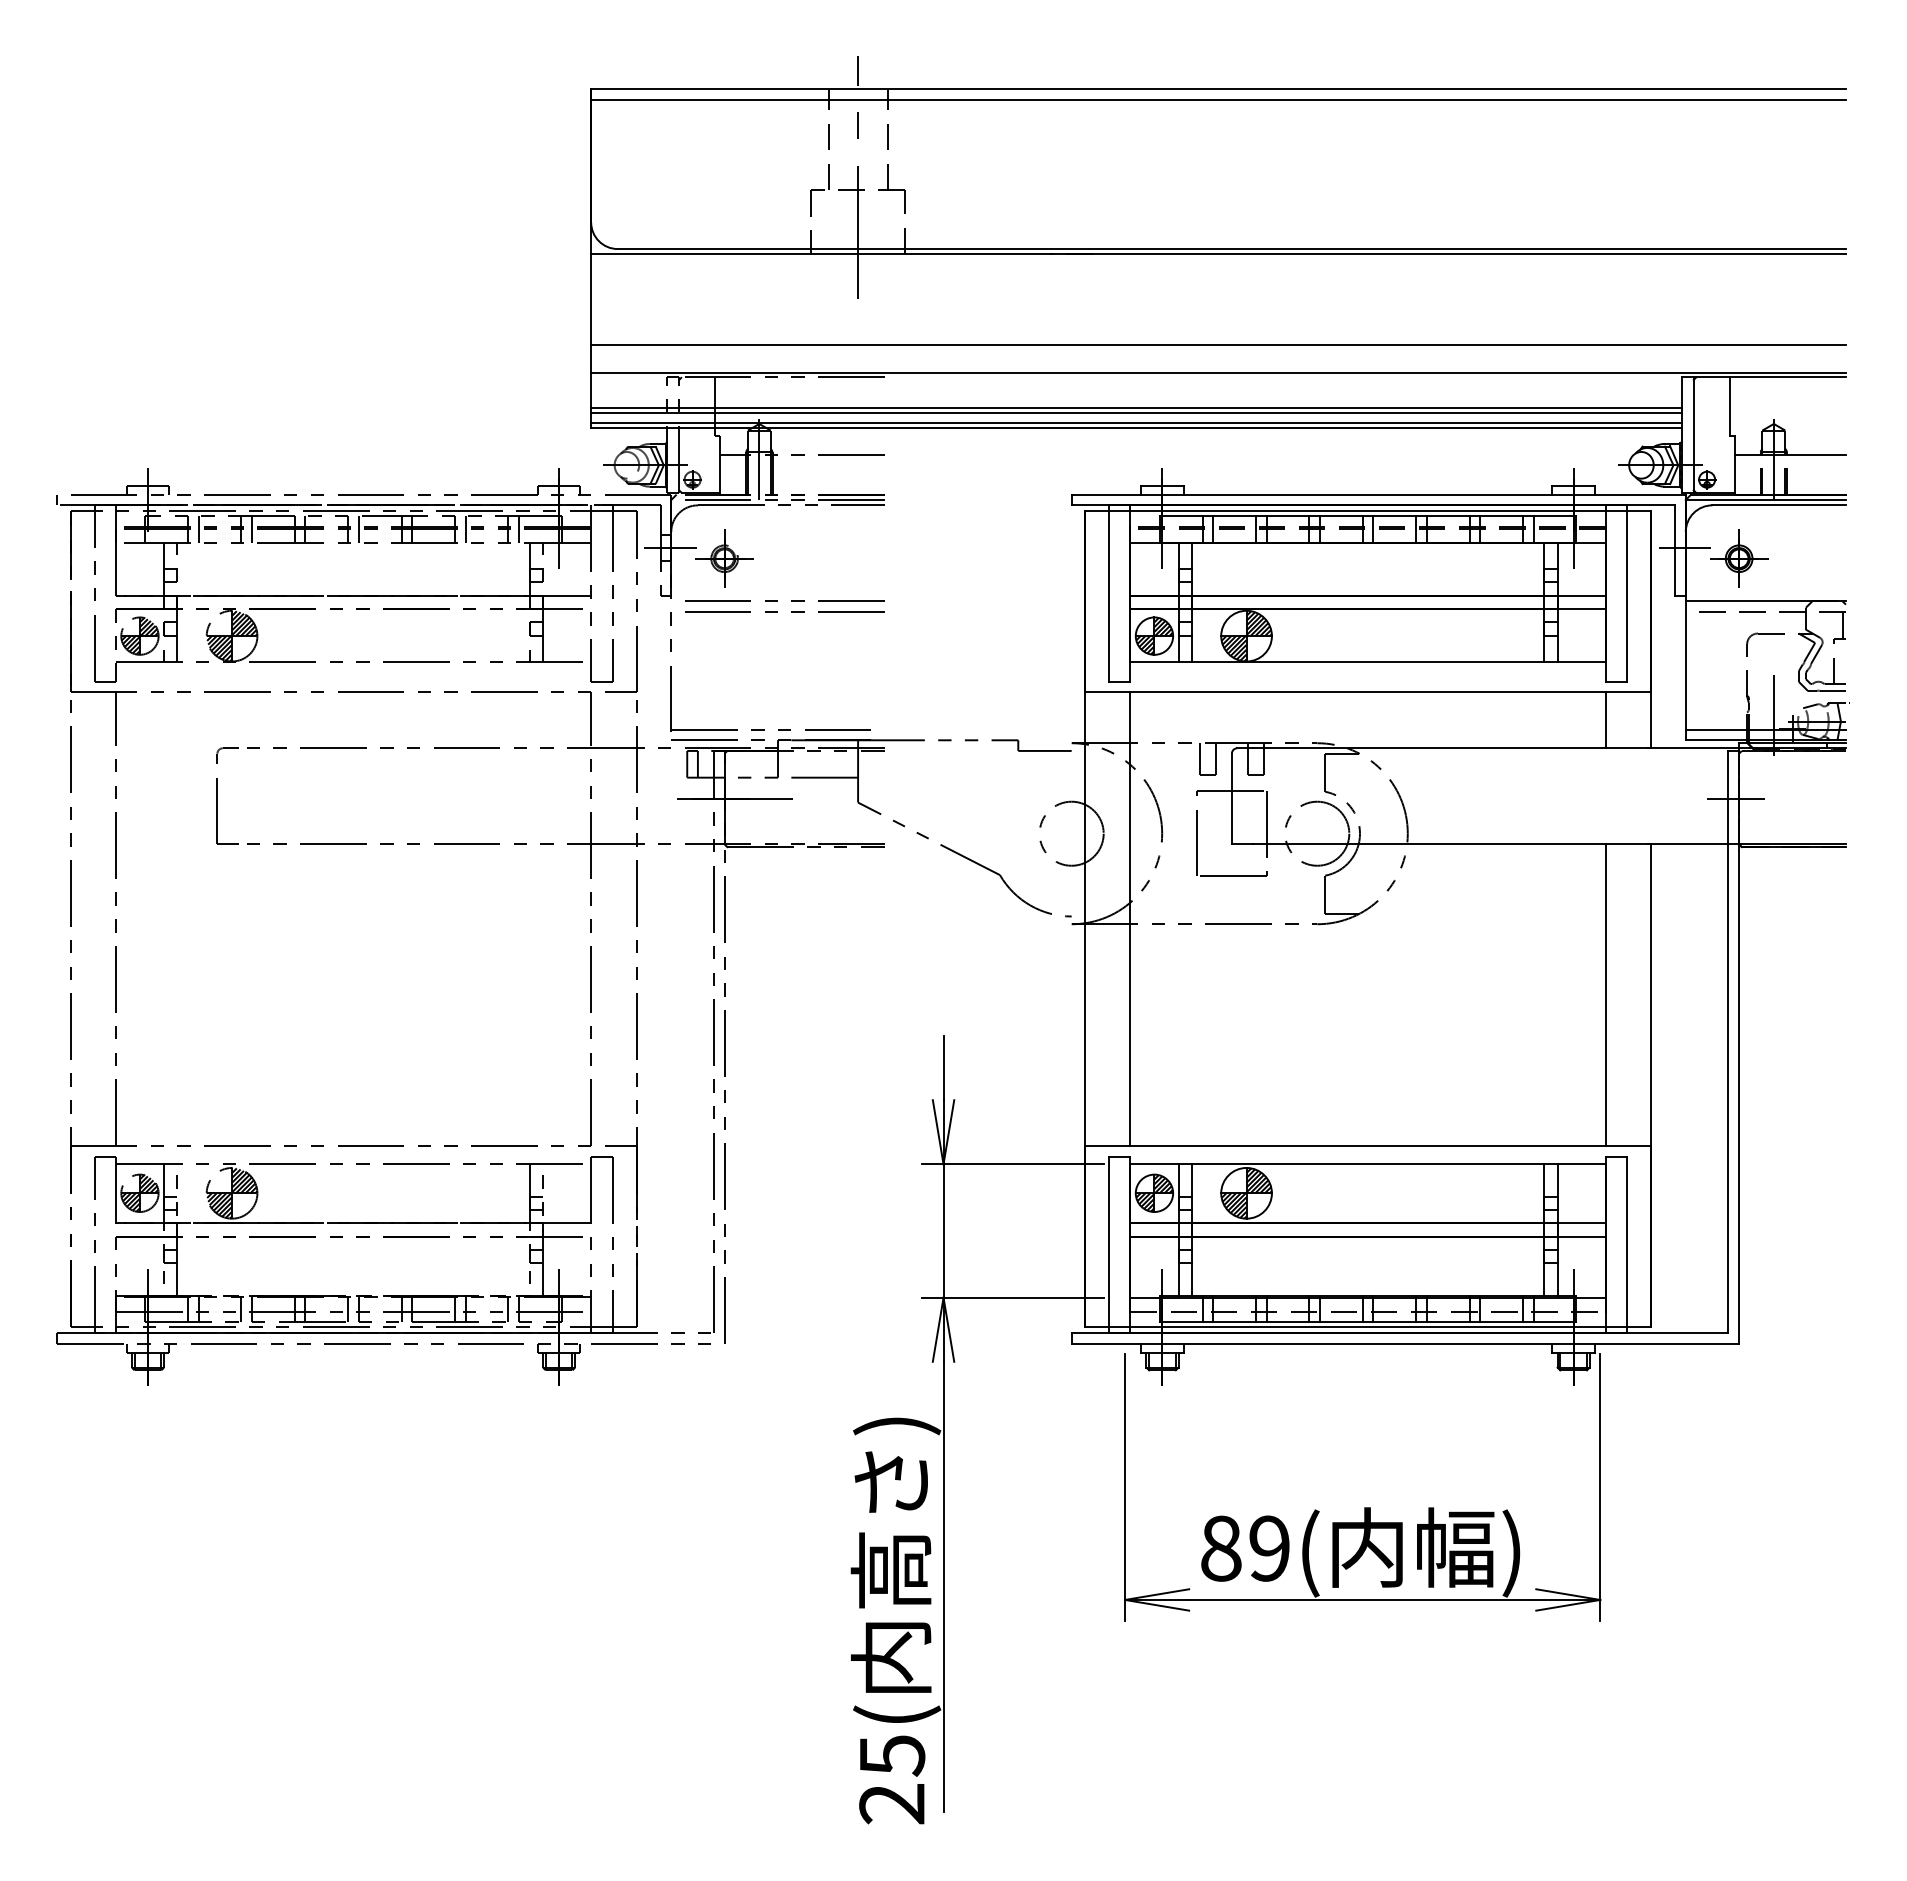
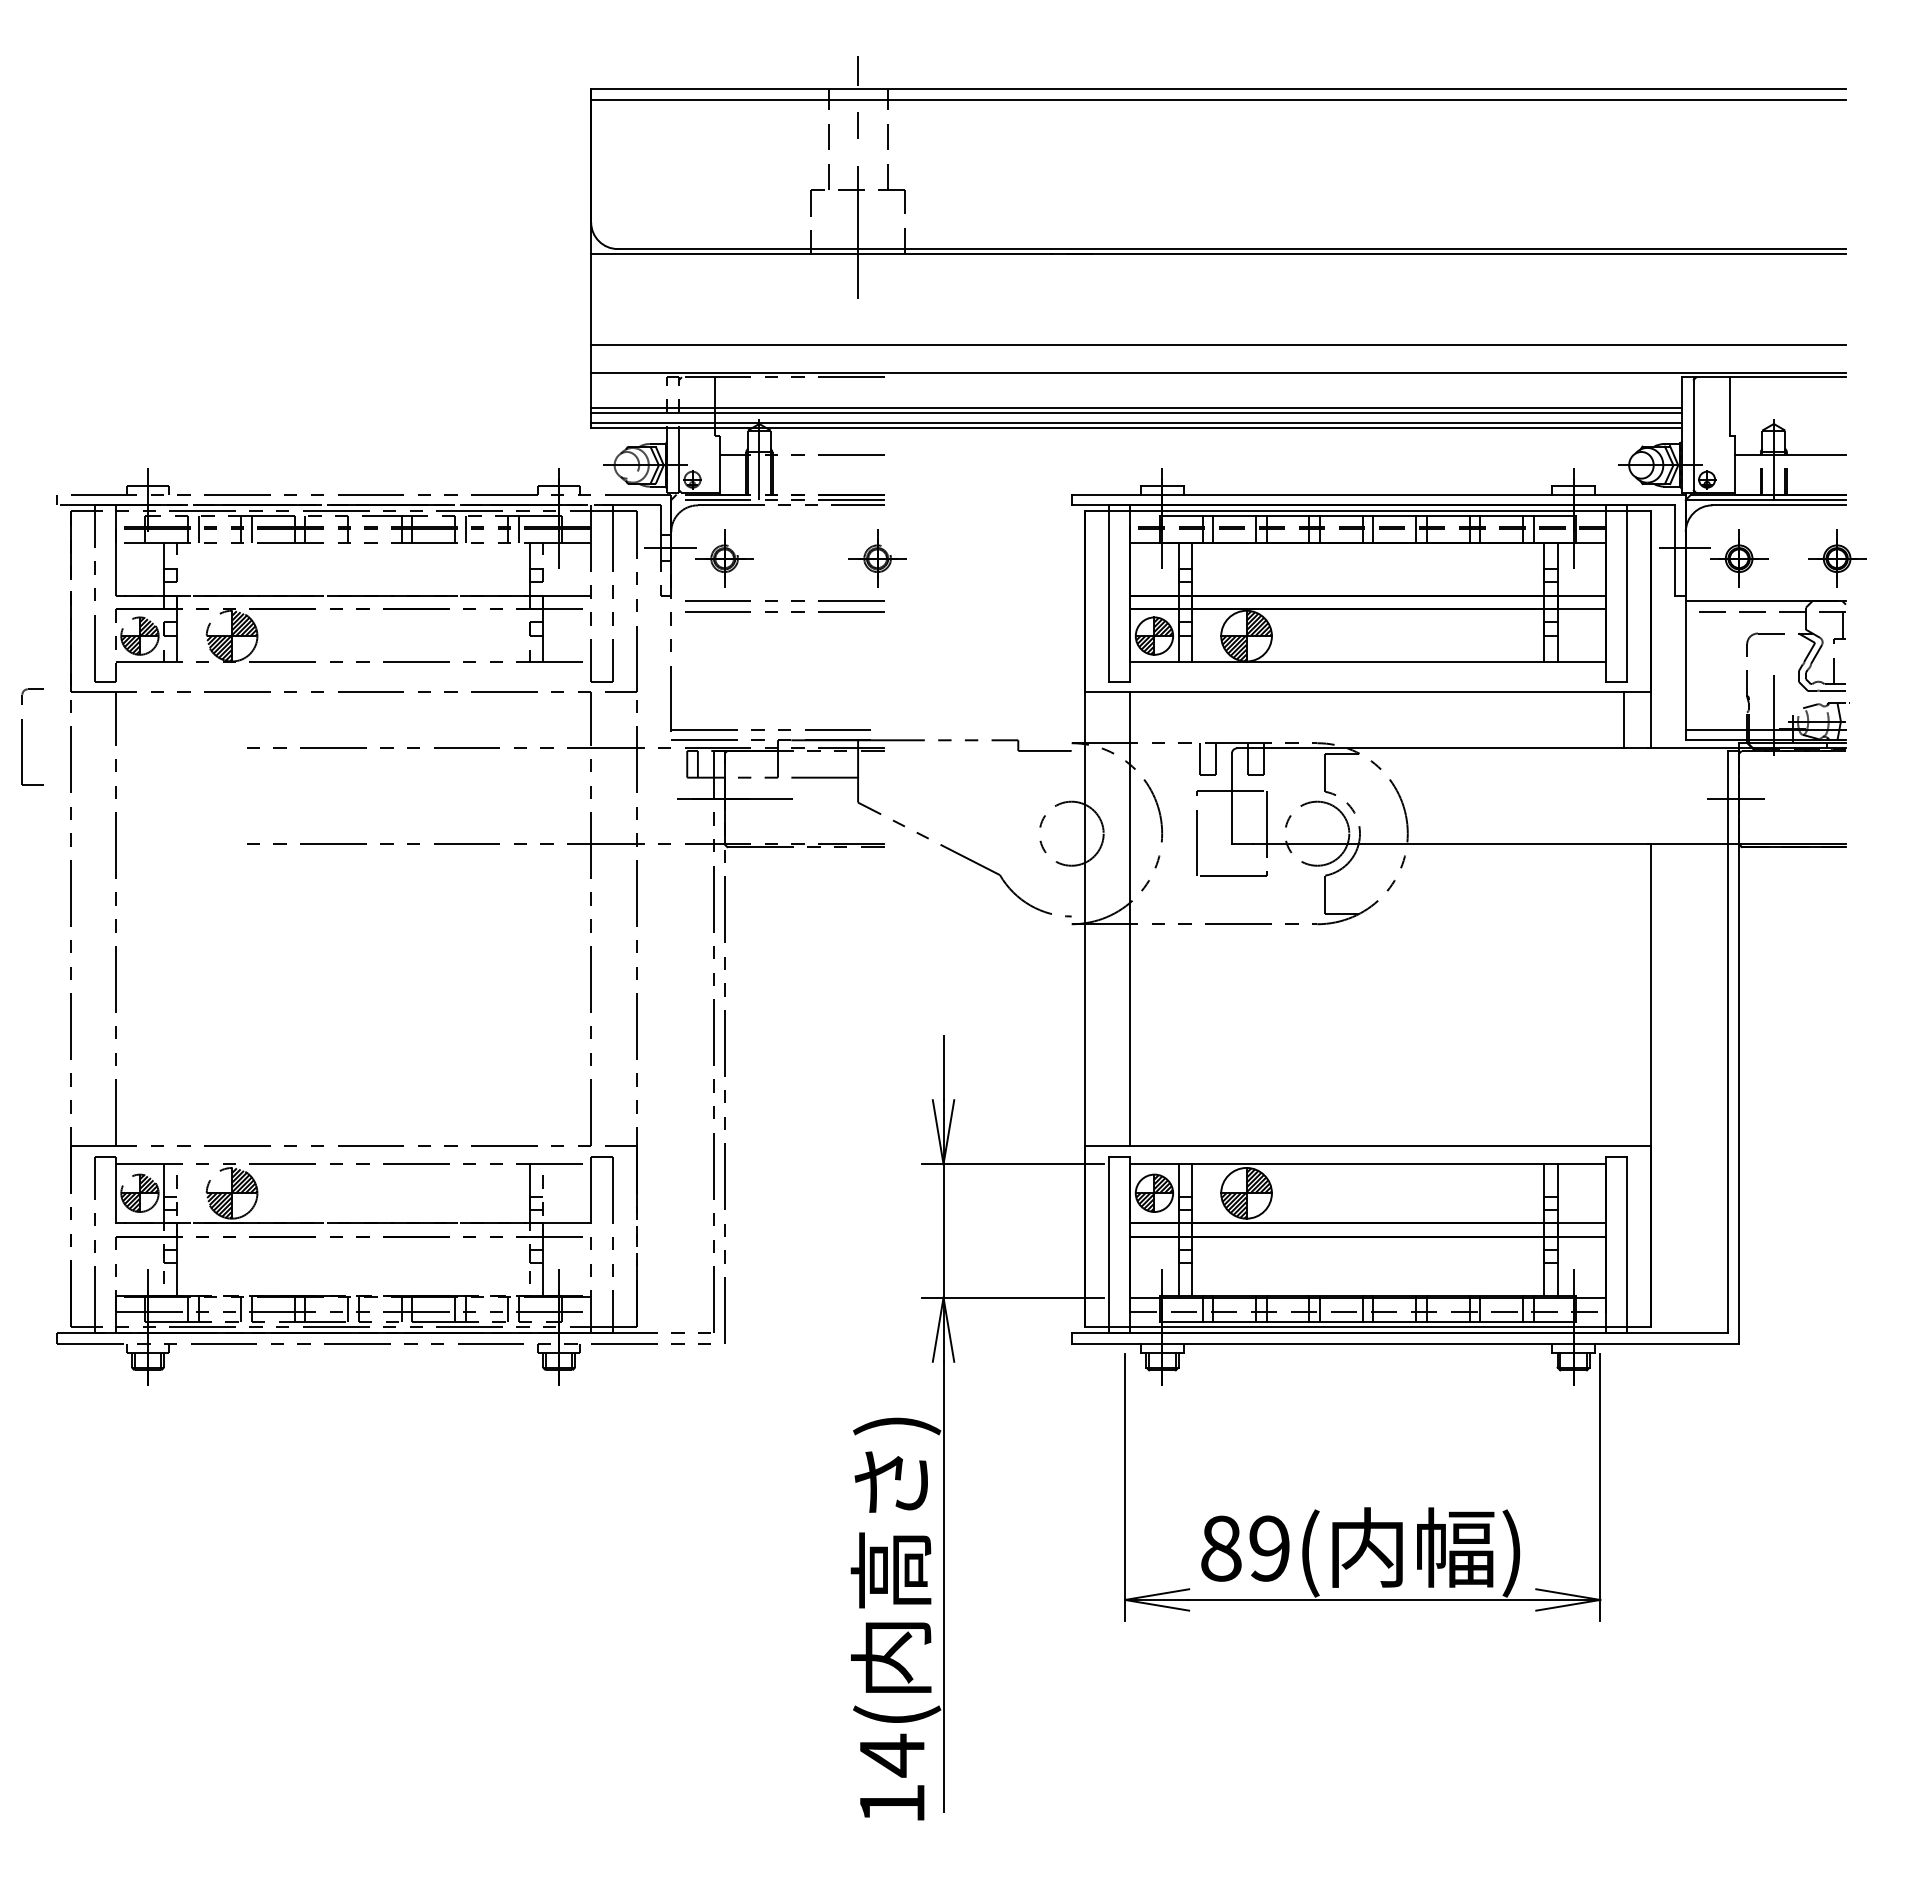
line: present -> none (358, 529)
part: none -> present (877, 558)
part: none -> present (1837, 558)
line position: (1605, 720) -> (1623, 720) (1623, 720)
part position: (217, 795) -> (22, 736) (22, 736)
line: present -> none (1605, 995)
text: 25( -> 14( (892, 1778)
